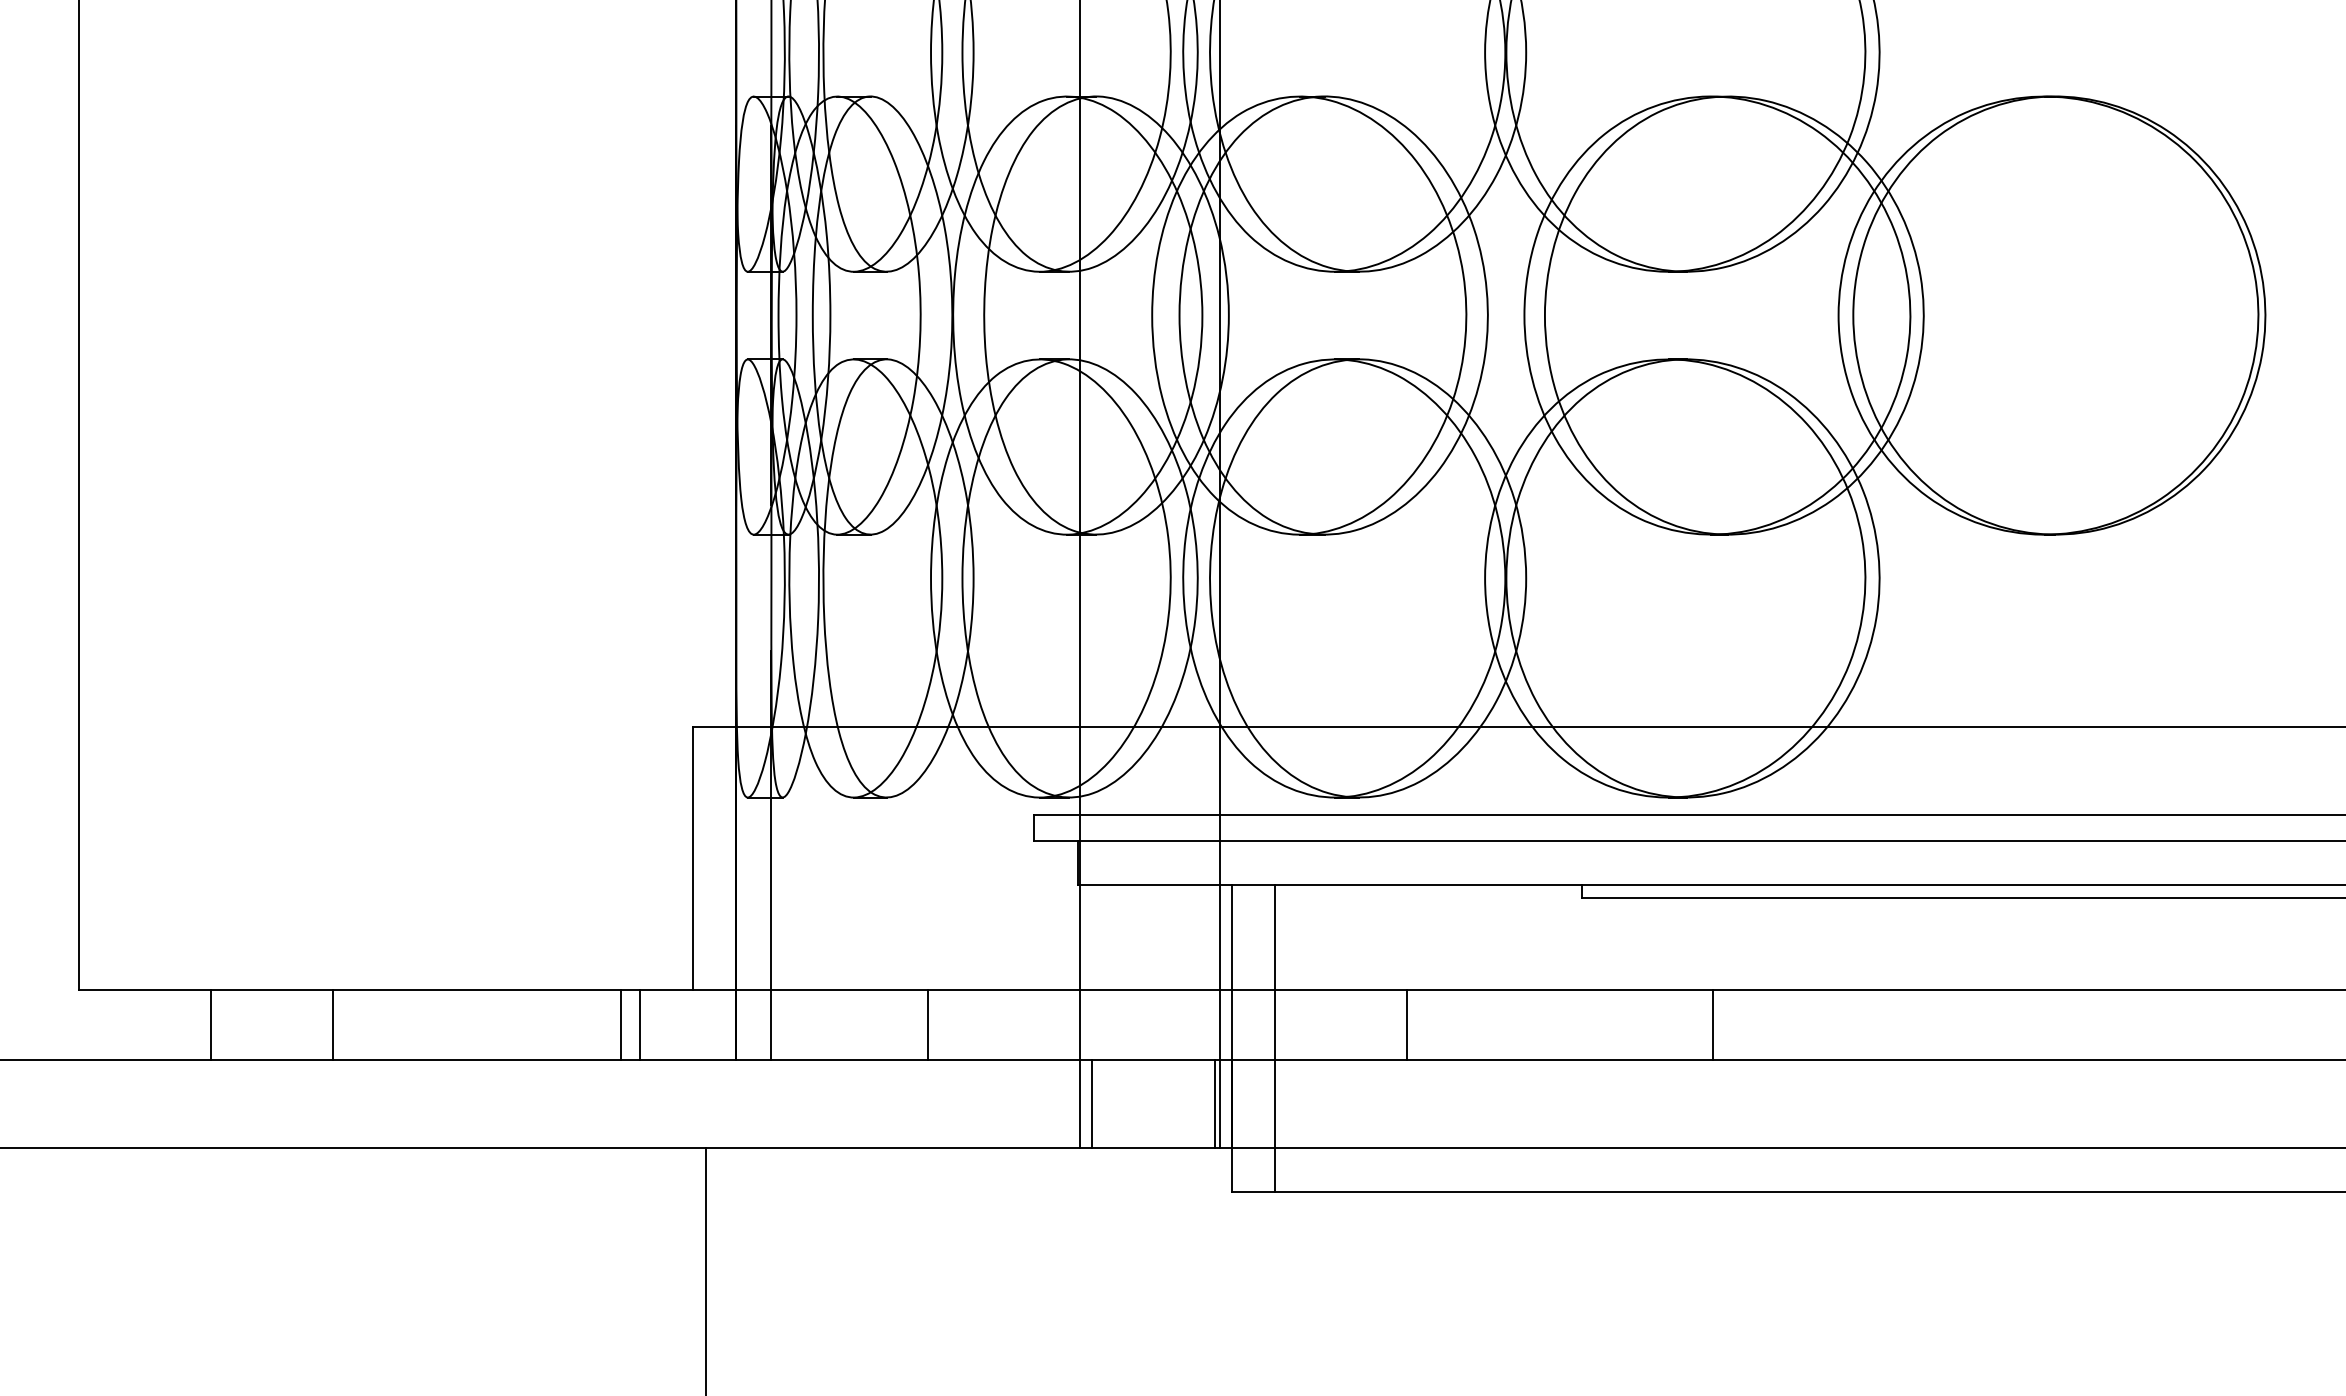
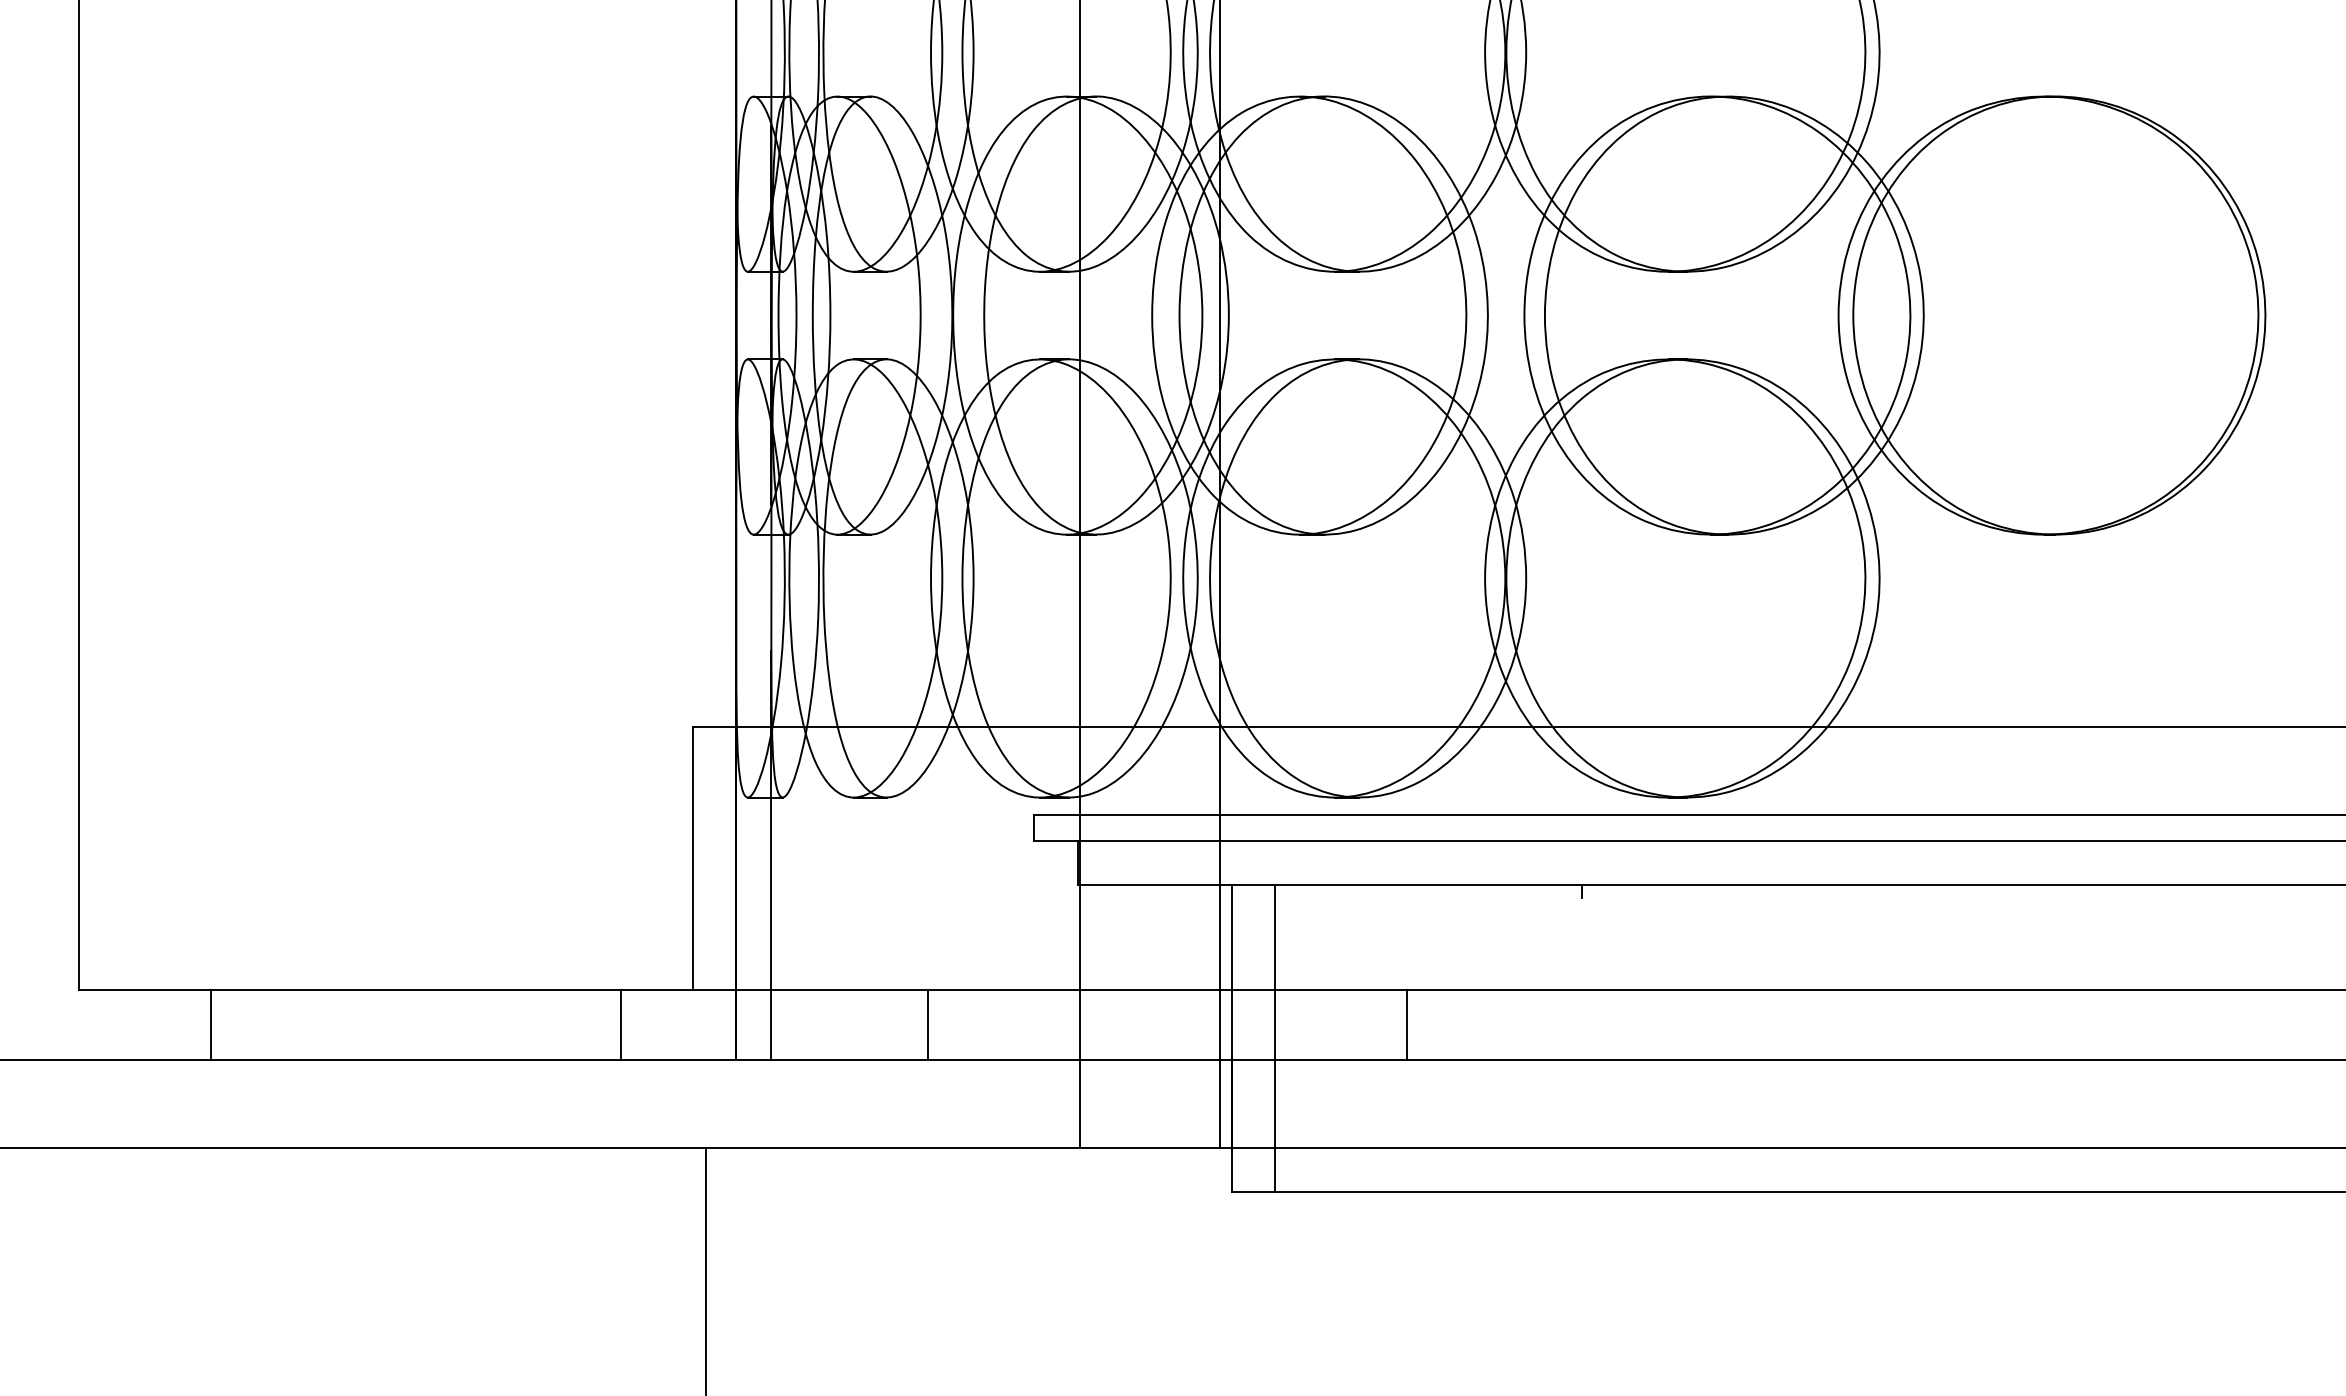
line: present -> none (1962, 898)
line: present -> none (333, 1025)
line: present -> none (639, 1025)
line: present -> none (1713, 1025)
line: present -> none (1092, 1104)
line: present -> none (1215, 1104)
